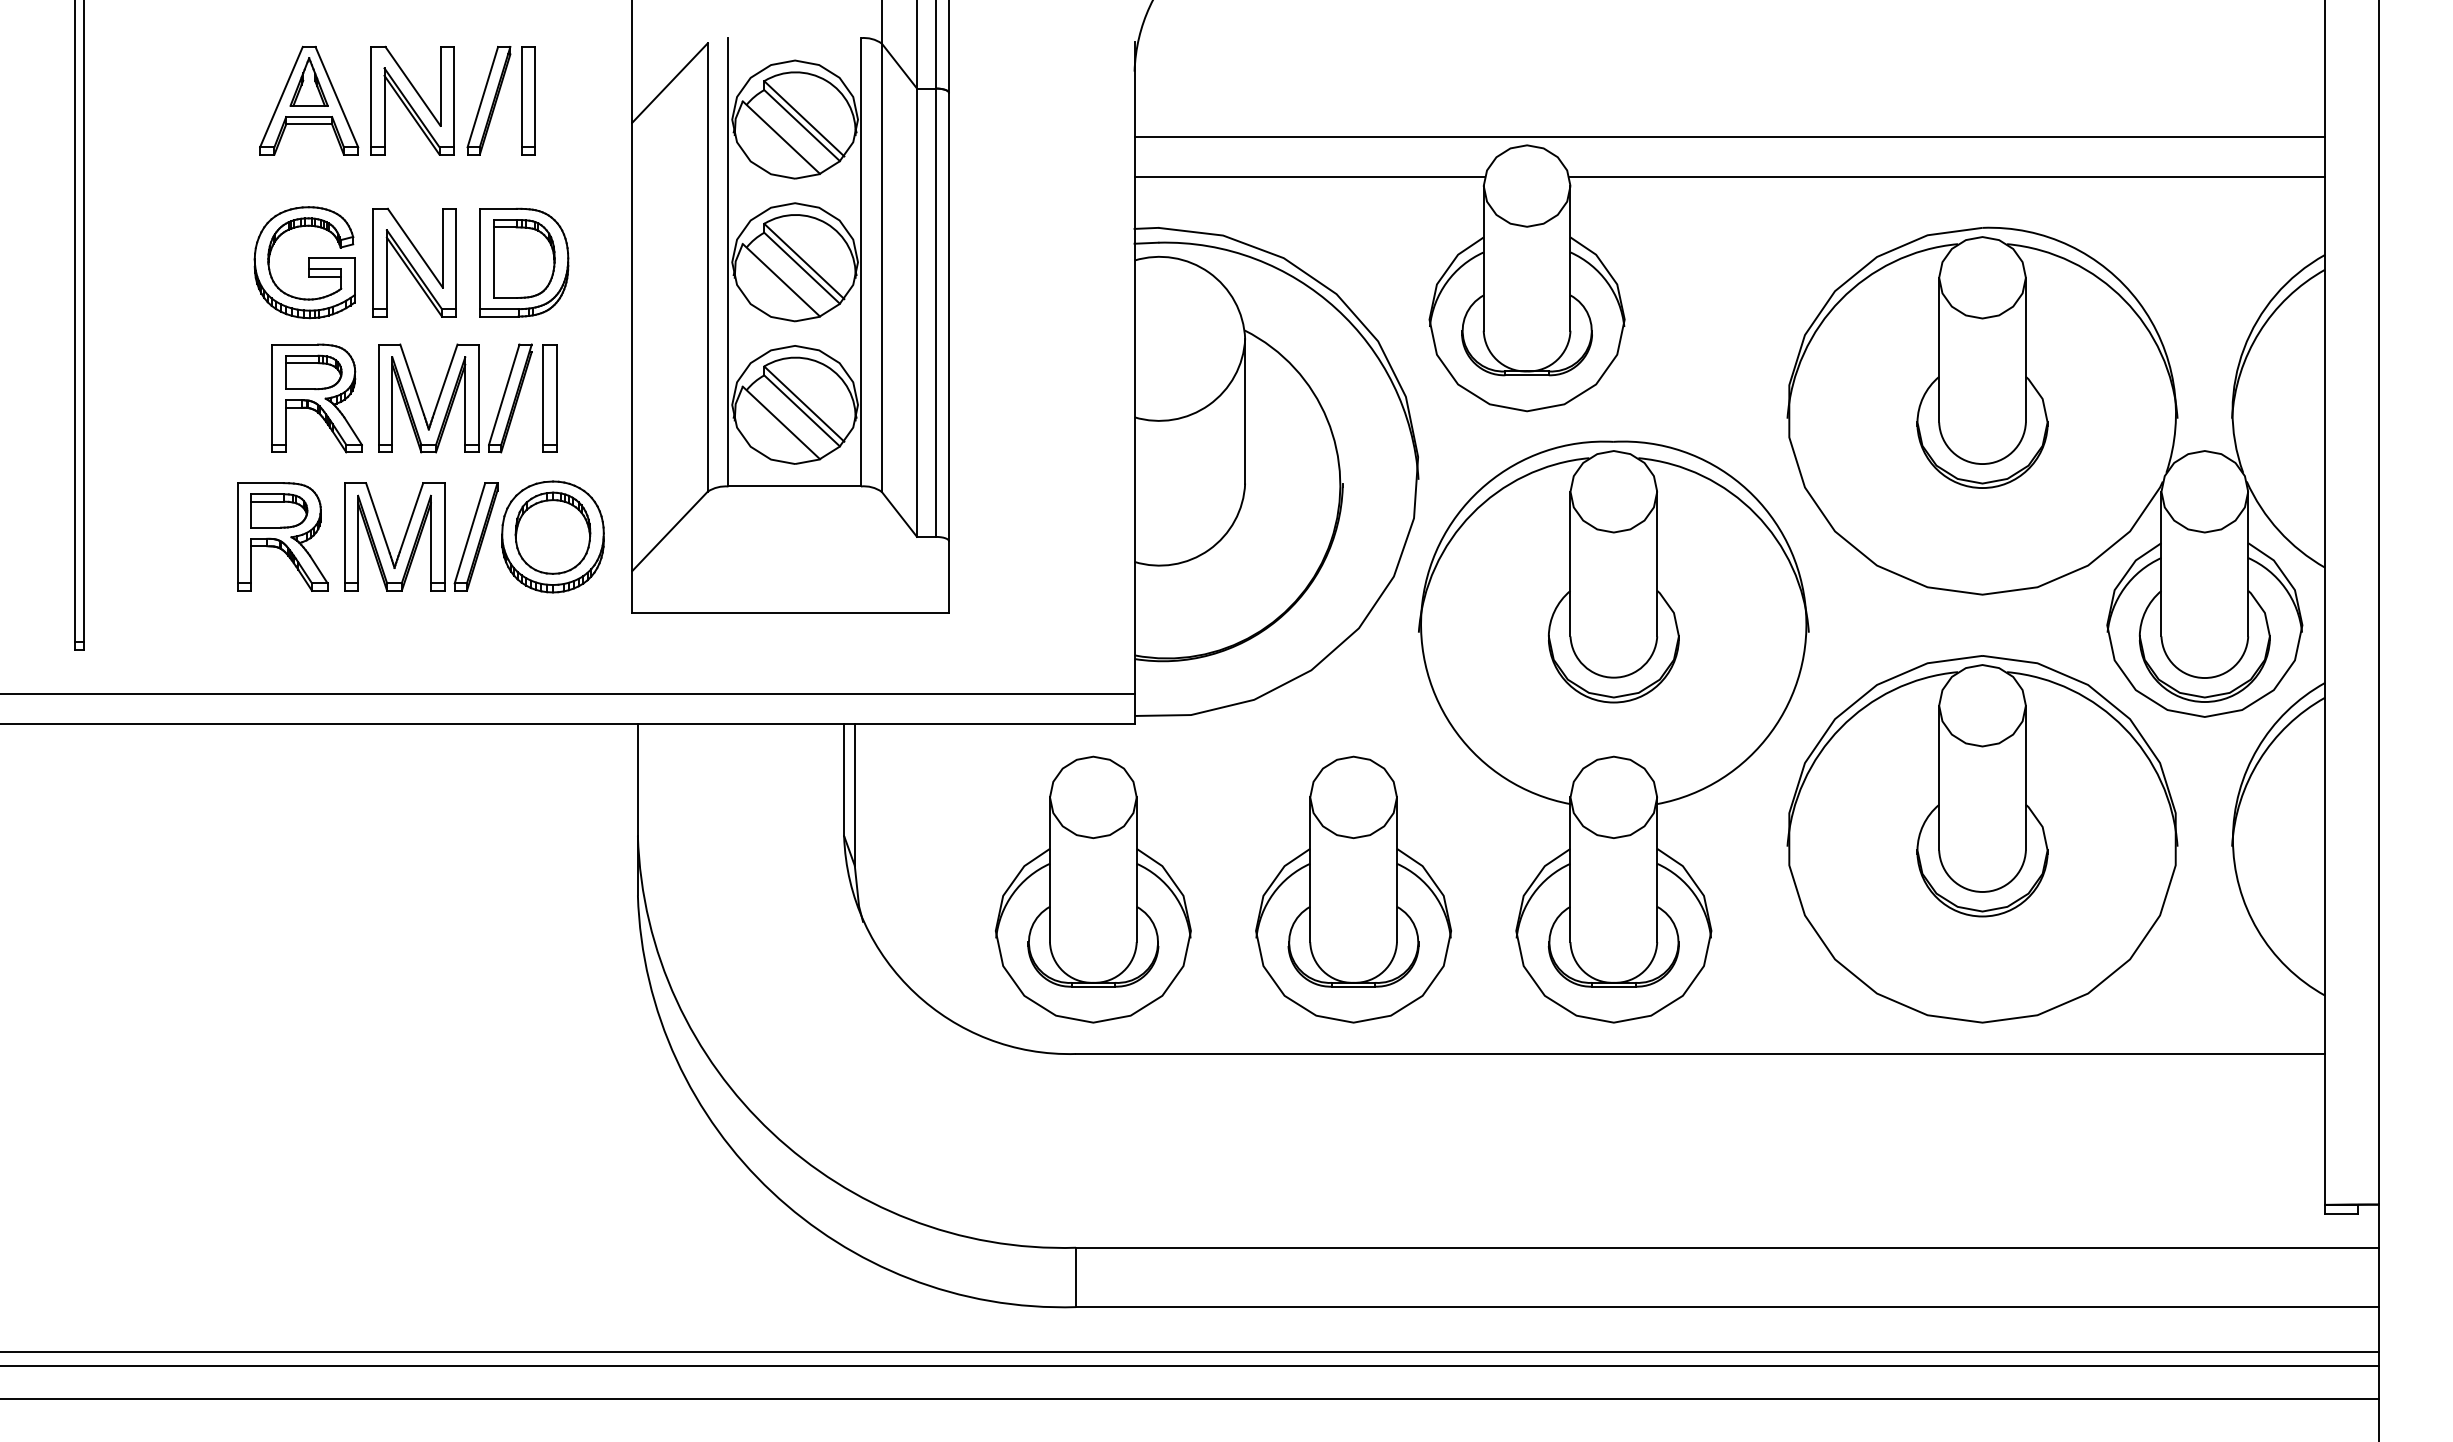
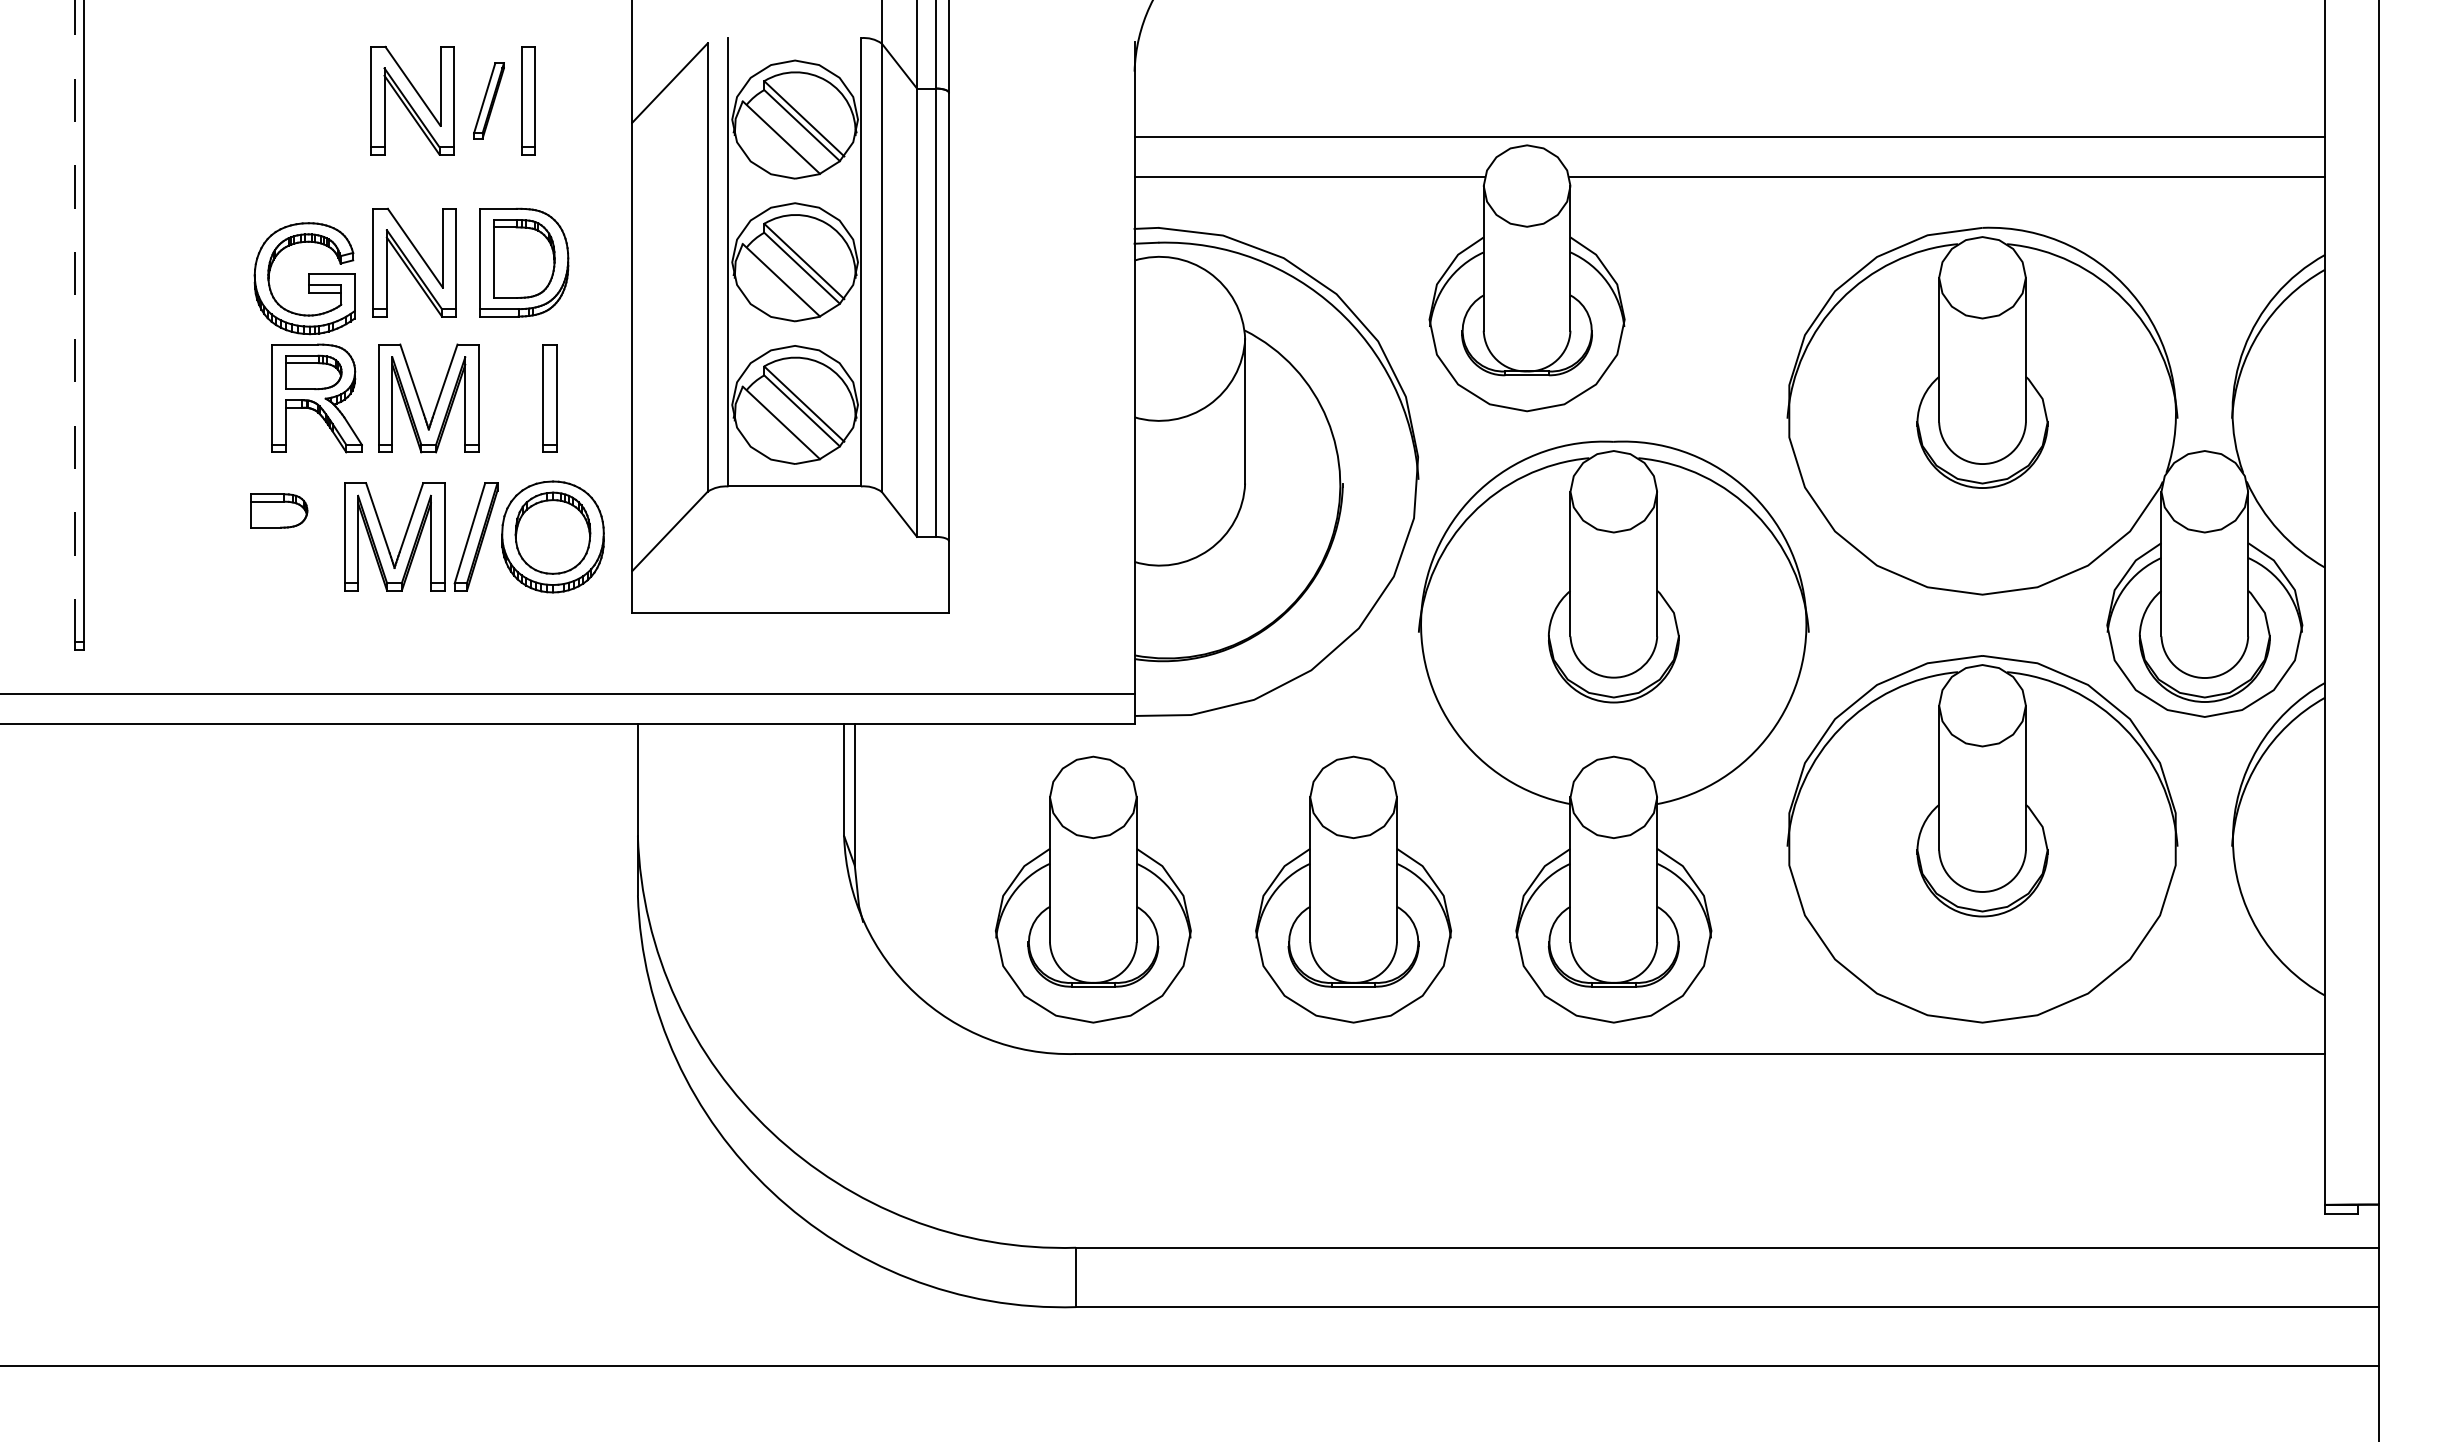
part: present -> none (309, 100)
part size: 46x110 px -> 32x78 px (488, 100)
part position: (304, 262) -> (304, 278) (304, 278)
line: solid -> dashed (75, 321)
part: present -> none (510, 398)
part: present -> none (282, 536)
line: present -> none (1190, 1351)
line: present -> none (1190, 1398)
